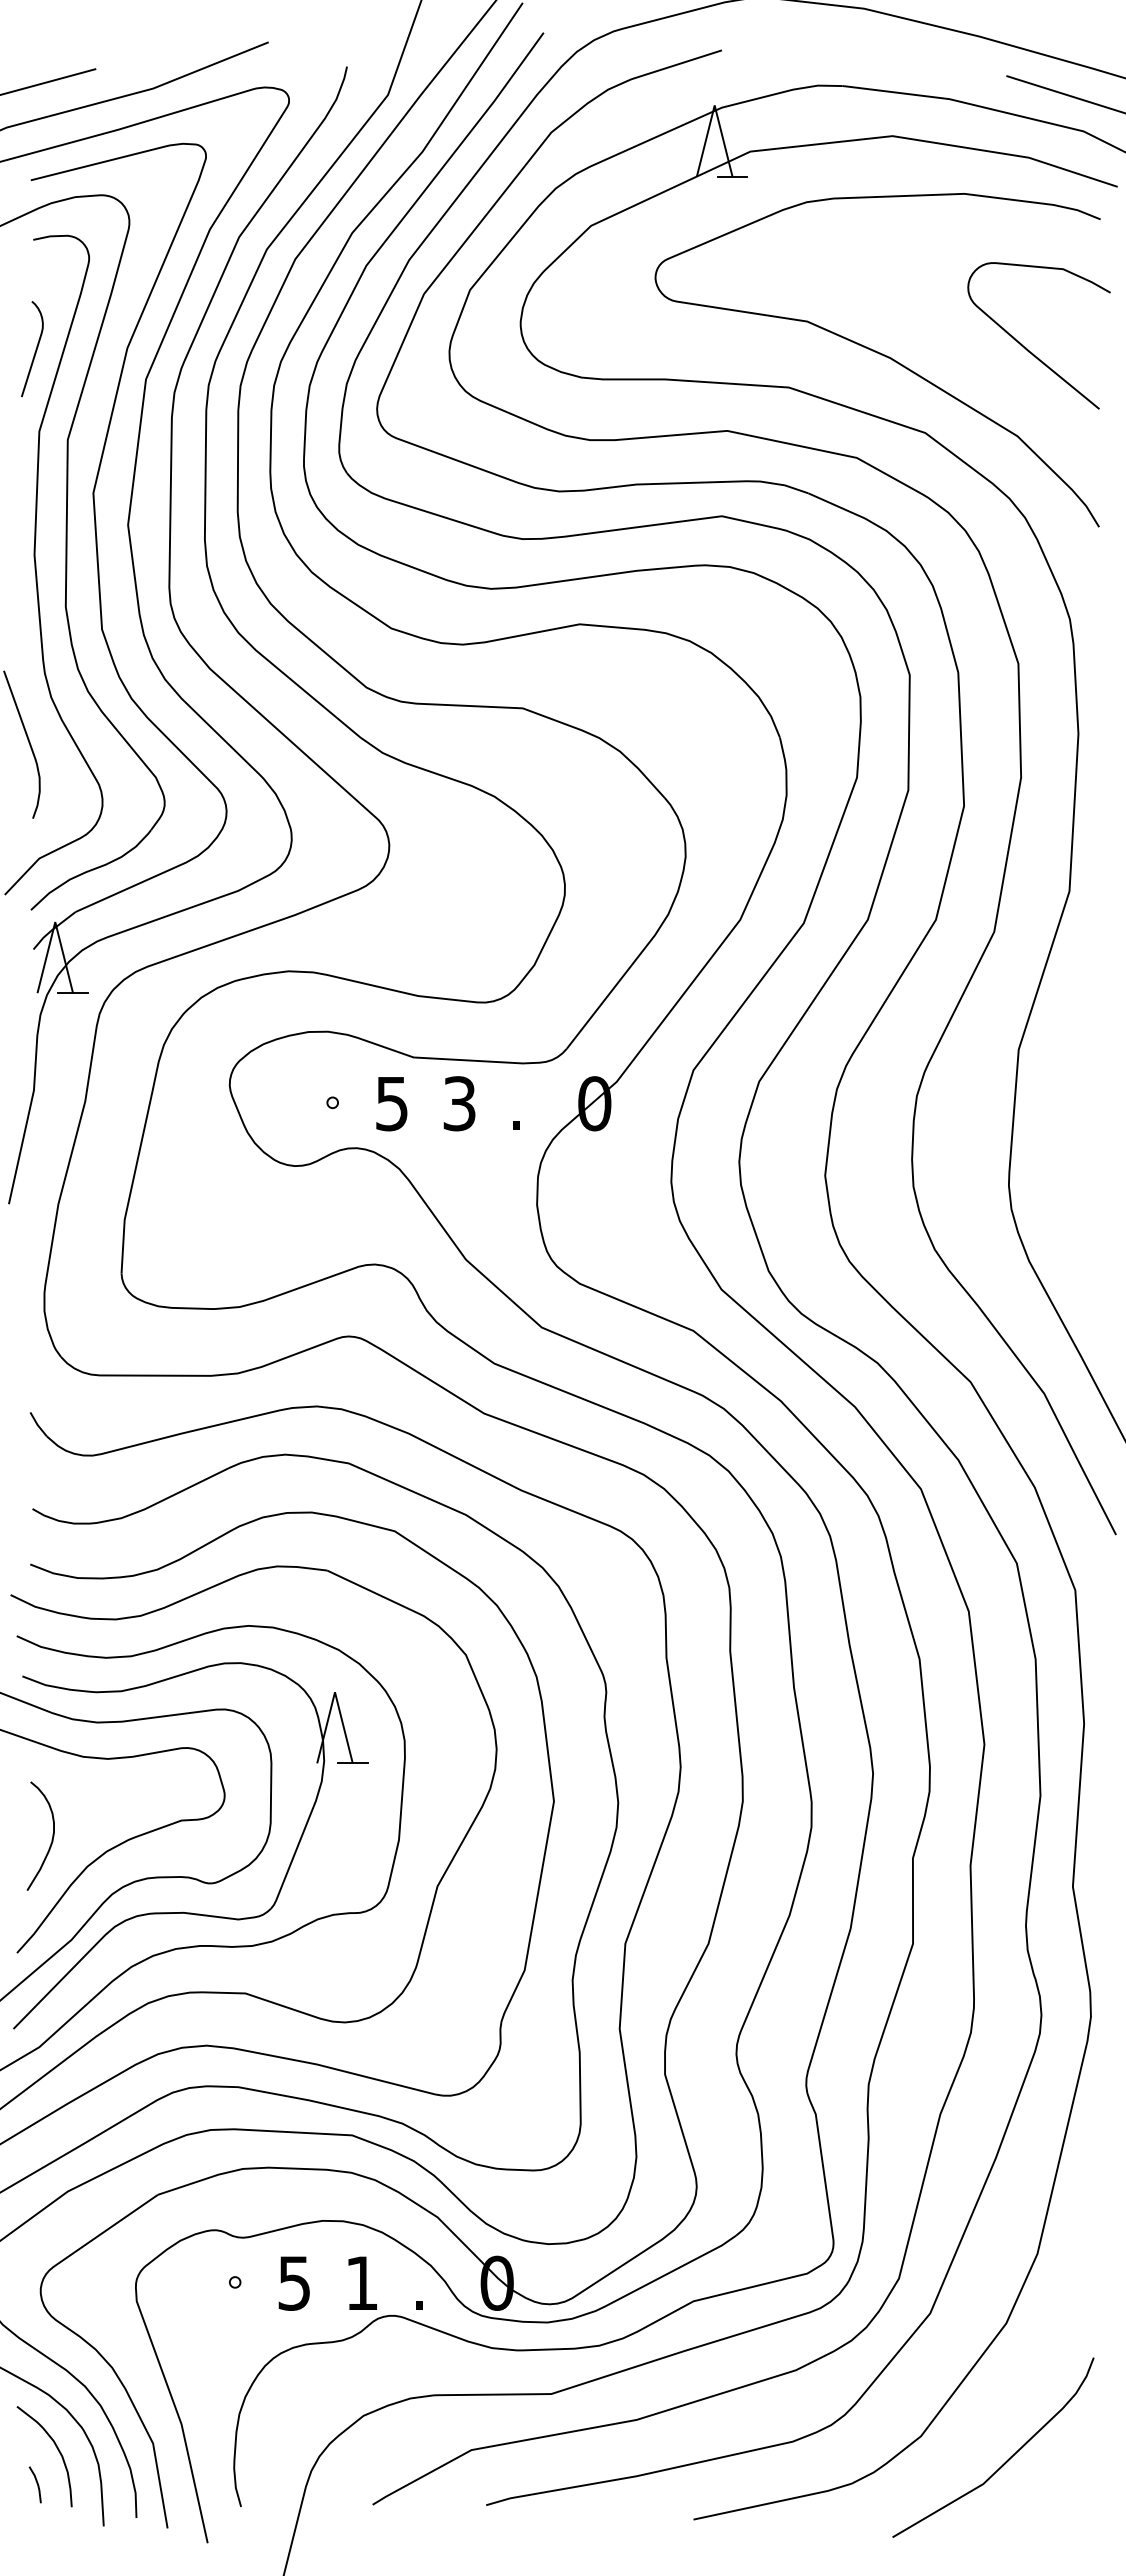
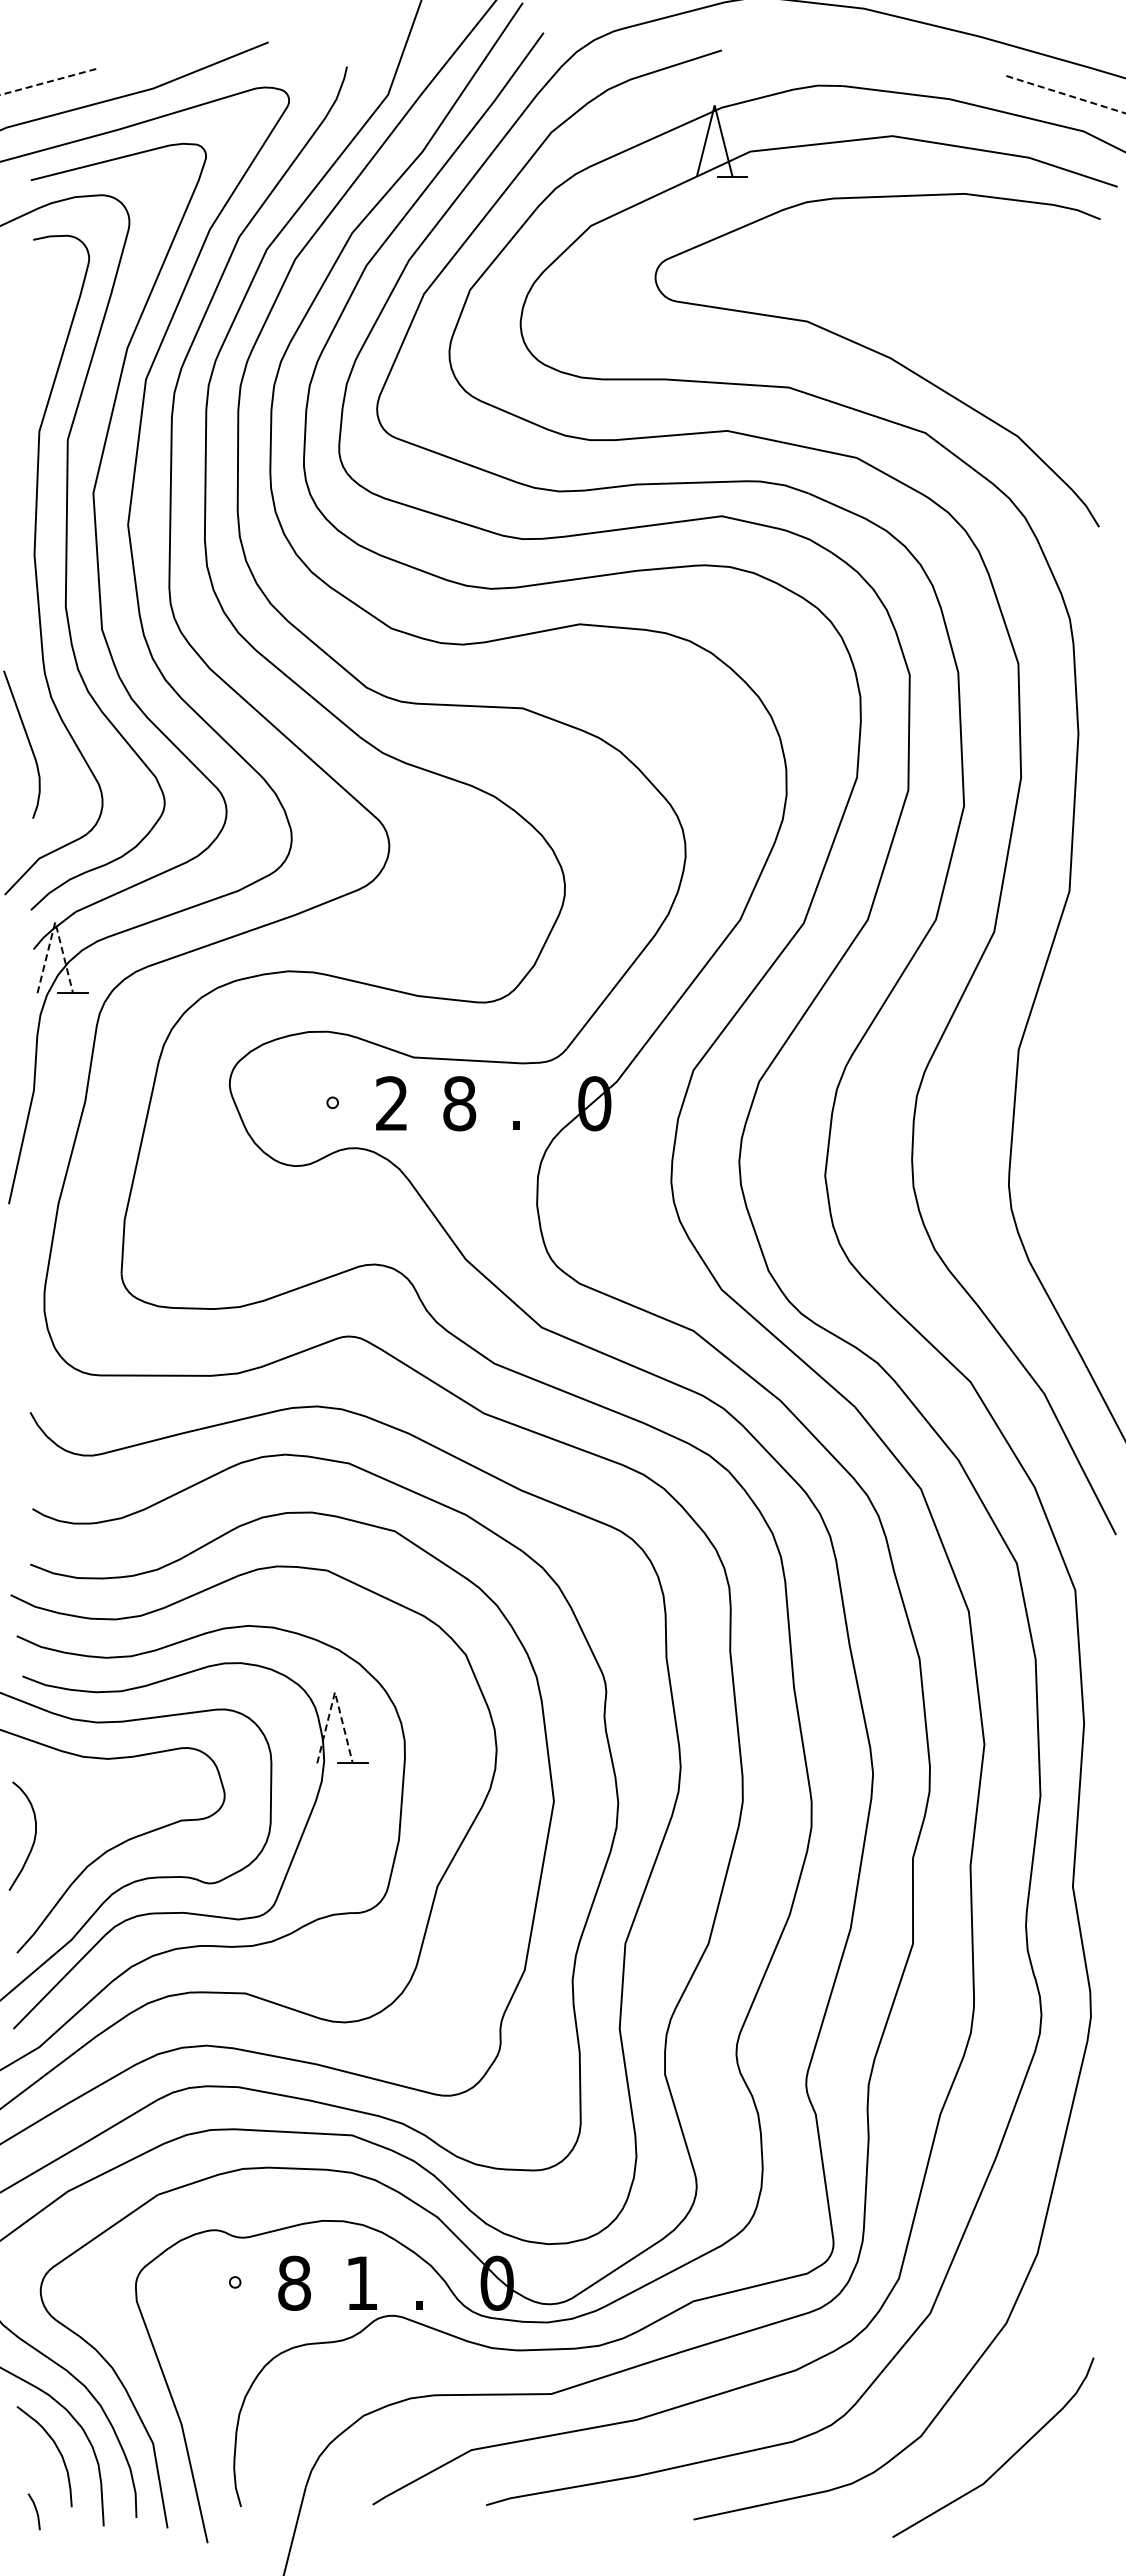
line: solid -> dashed (48, 82)
line: solid -> dashed (1066, 94)
curve: present -> none (1026, 347)
curve: present -> none (35, 349)
line: solid -> dashed (55, 922)
text: 5 -> 2 (391, 1103)
text: 3 -> 8 (459, 1103)
line: solid -> dashed (335, 1692)
curve position: (51, 1839) -> (33, 1839) (33, 1839)
text: 5 -> 8 (294, 2282)
line position: (36, 2483) -> (35, 2510) (35, 2510)
